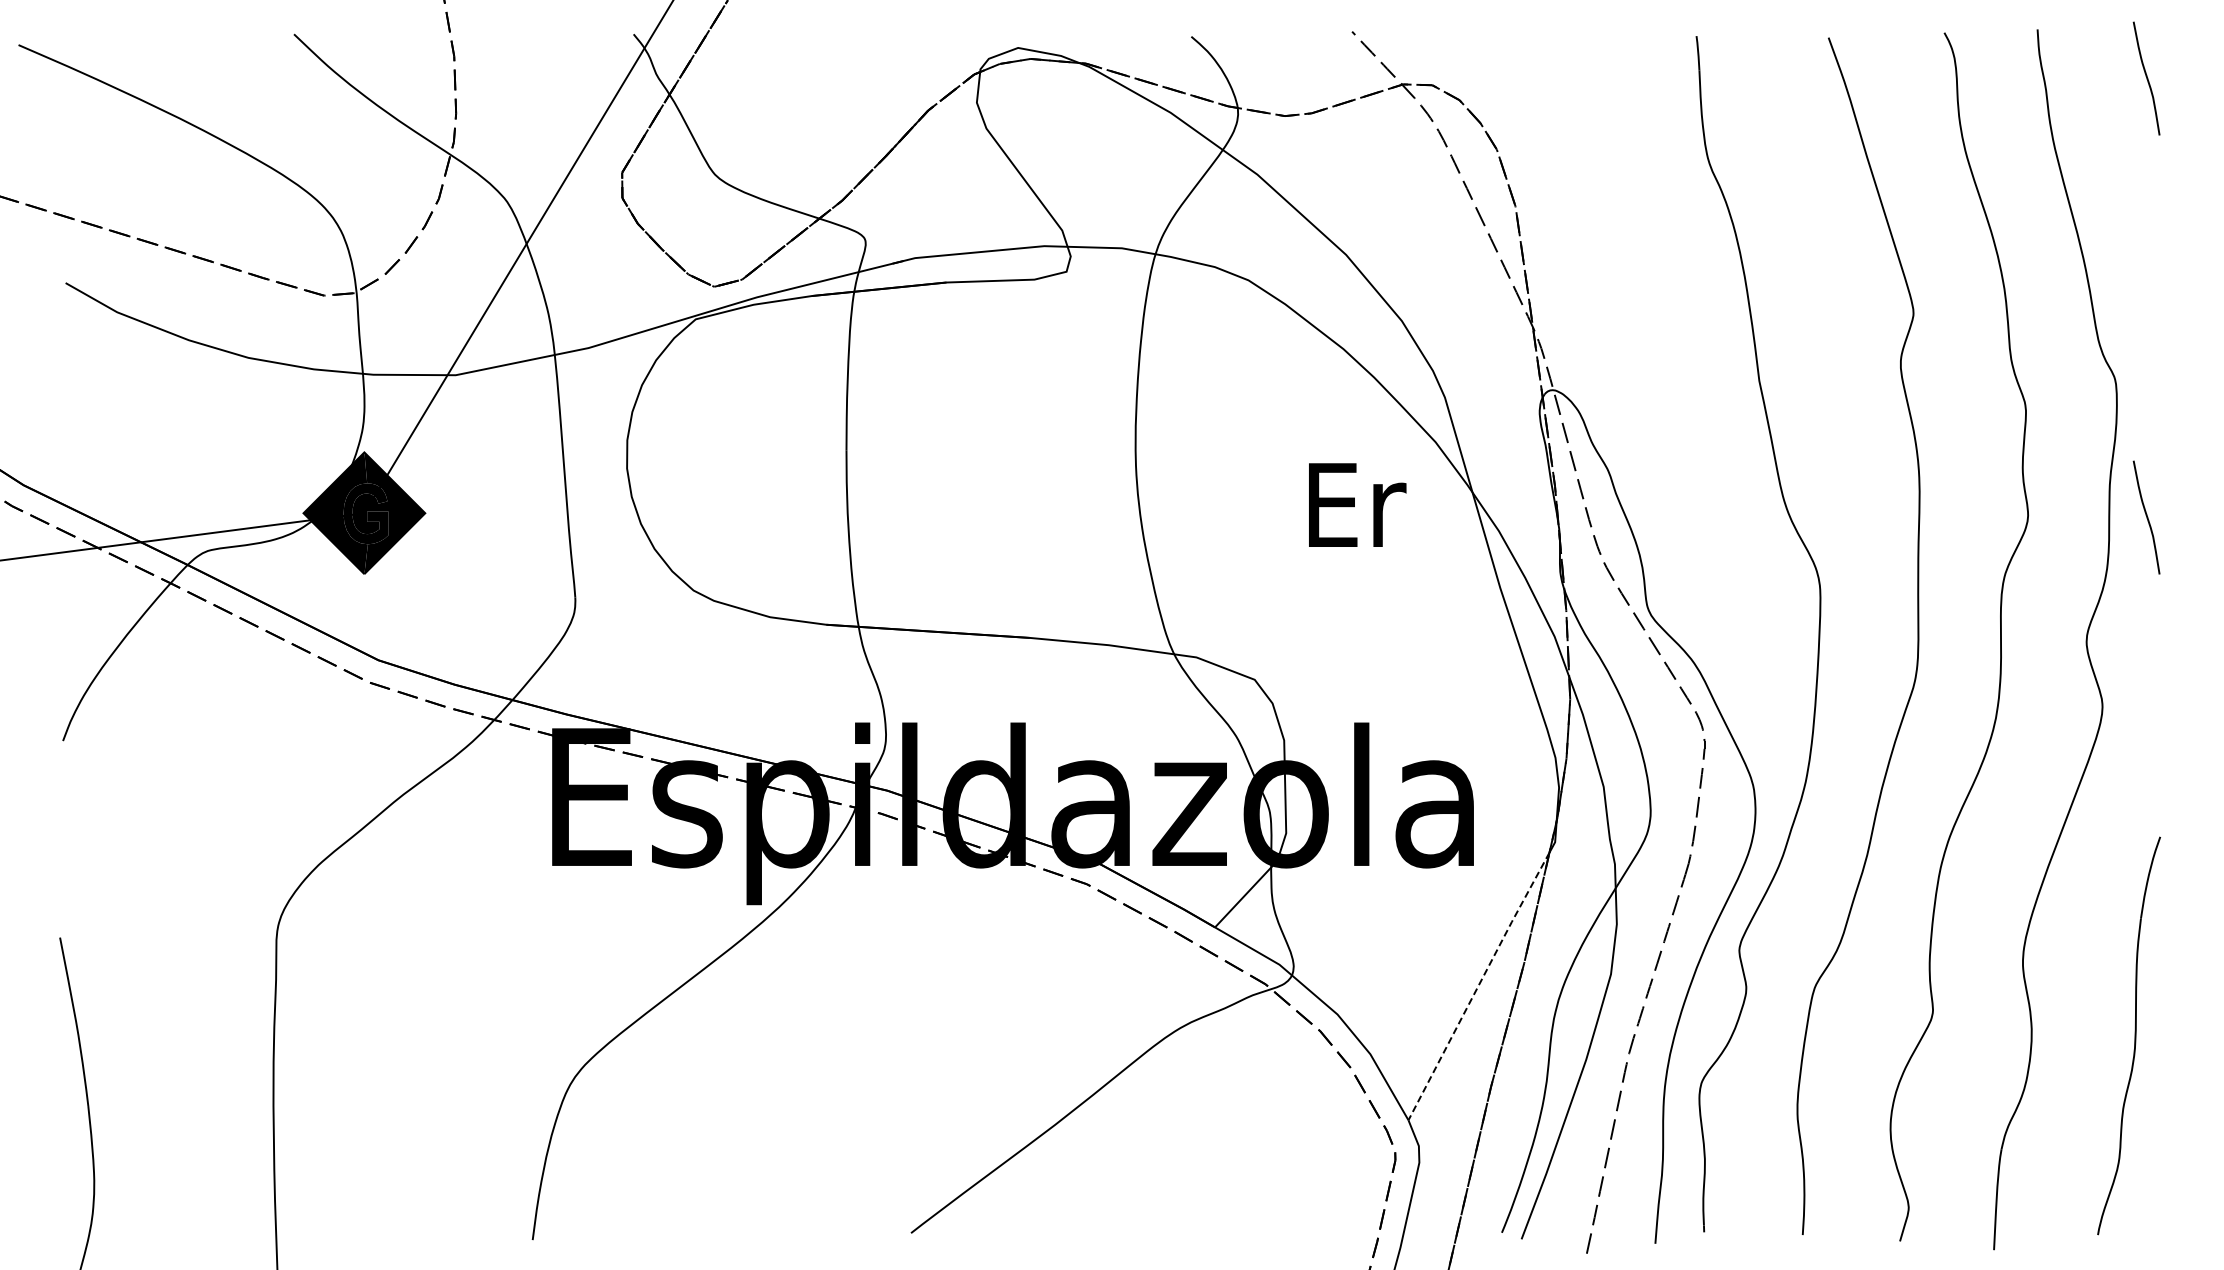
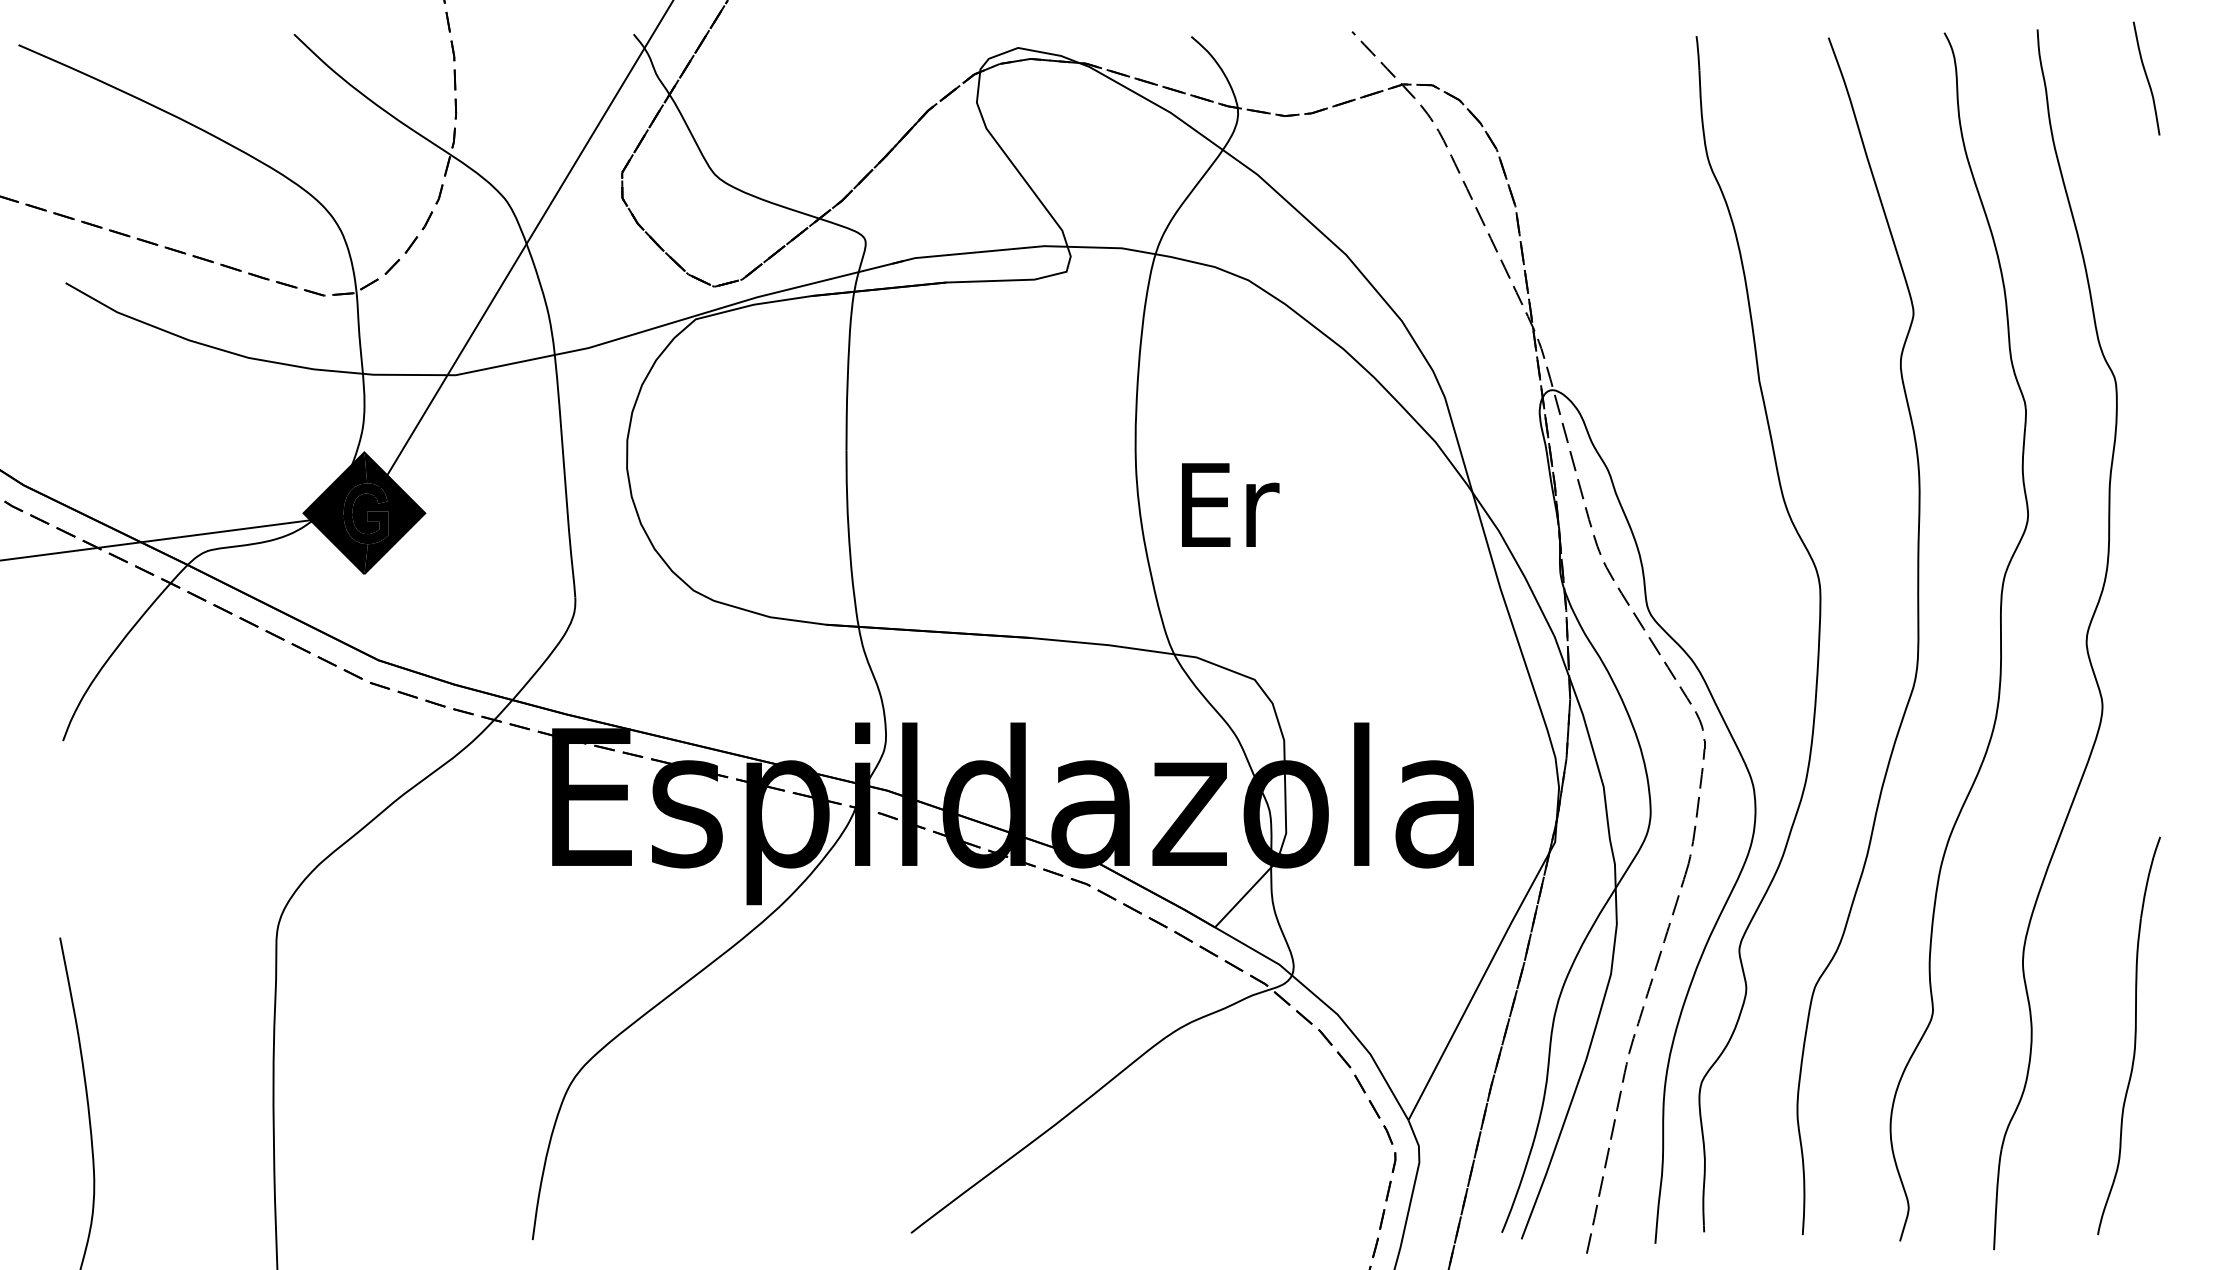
text position: (1357, 504) -> (1230, 504) (1230, 504)
curve: present -> none (2146, 517)
line: dashed -> solid (1478, 985)
